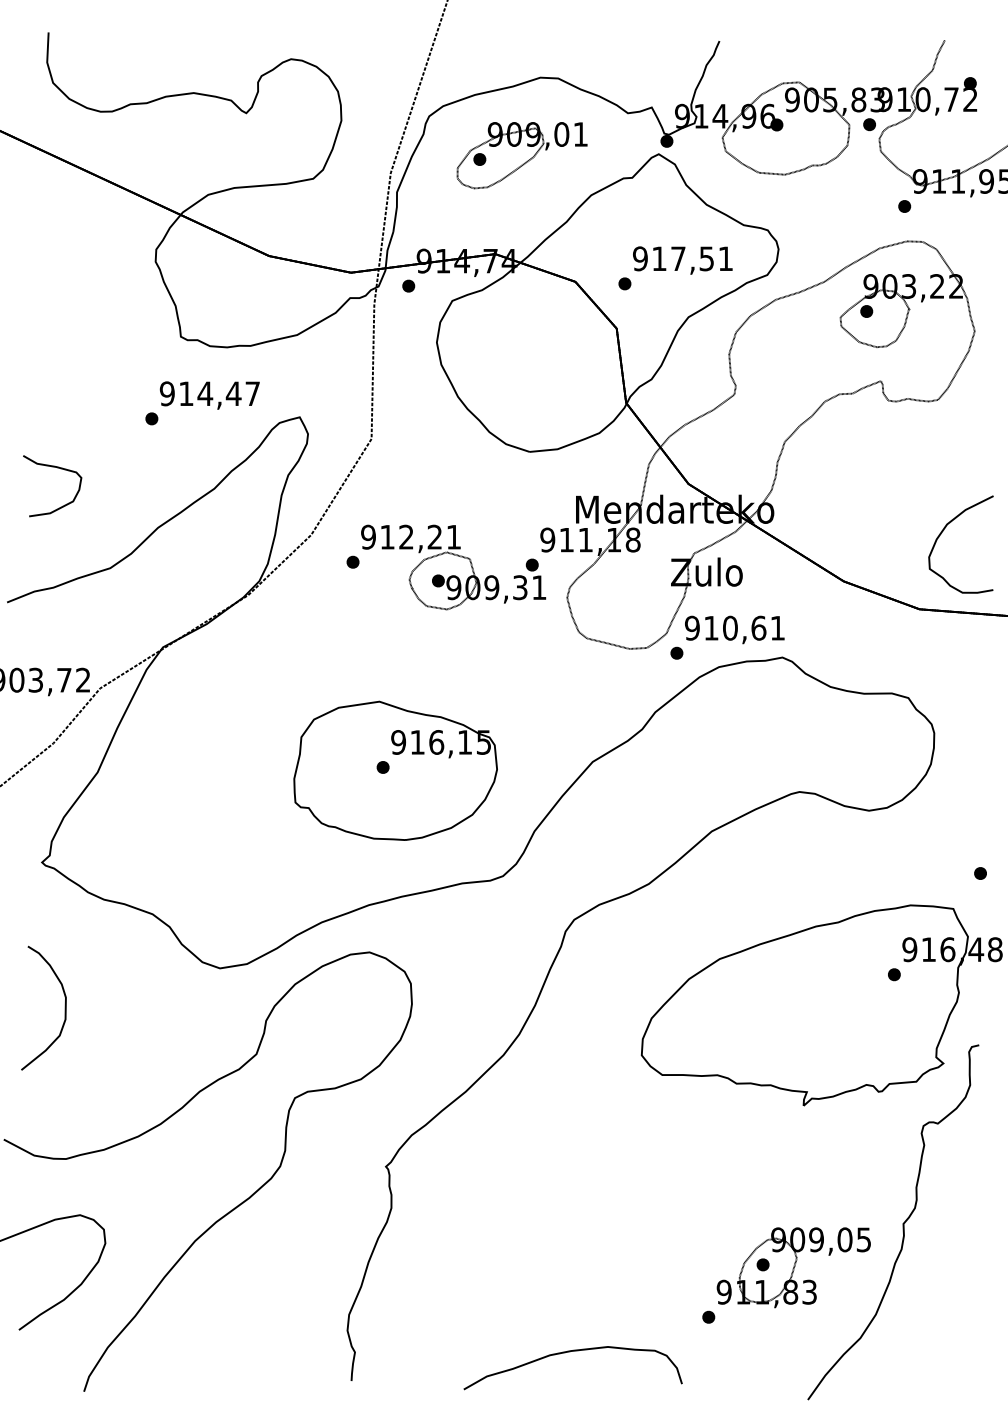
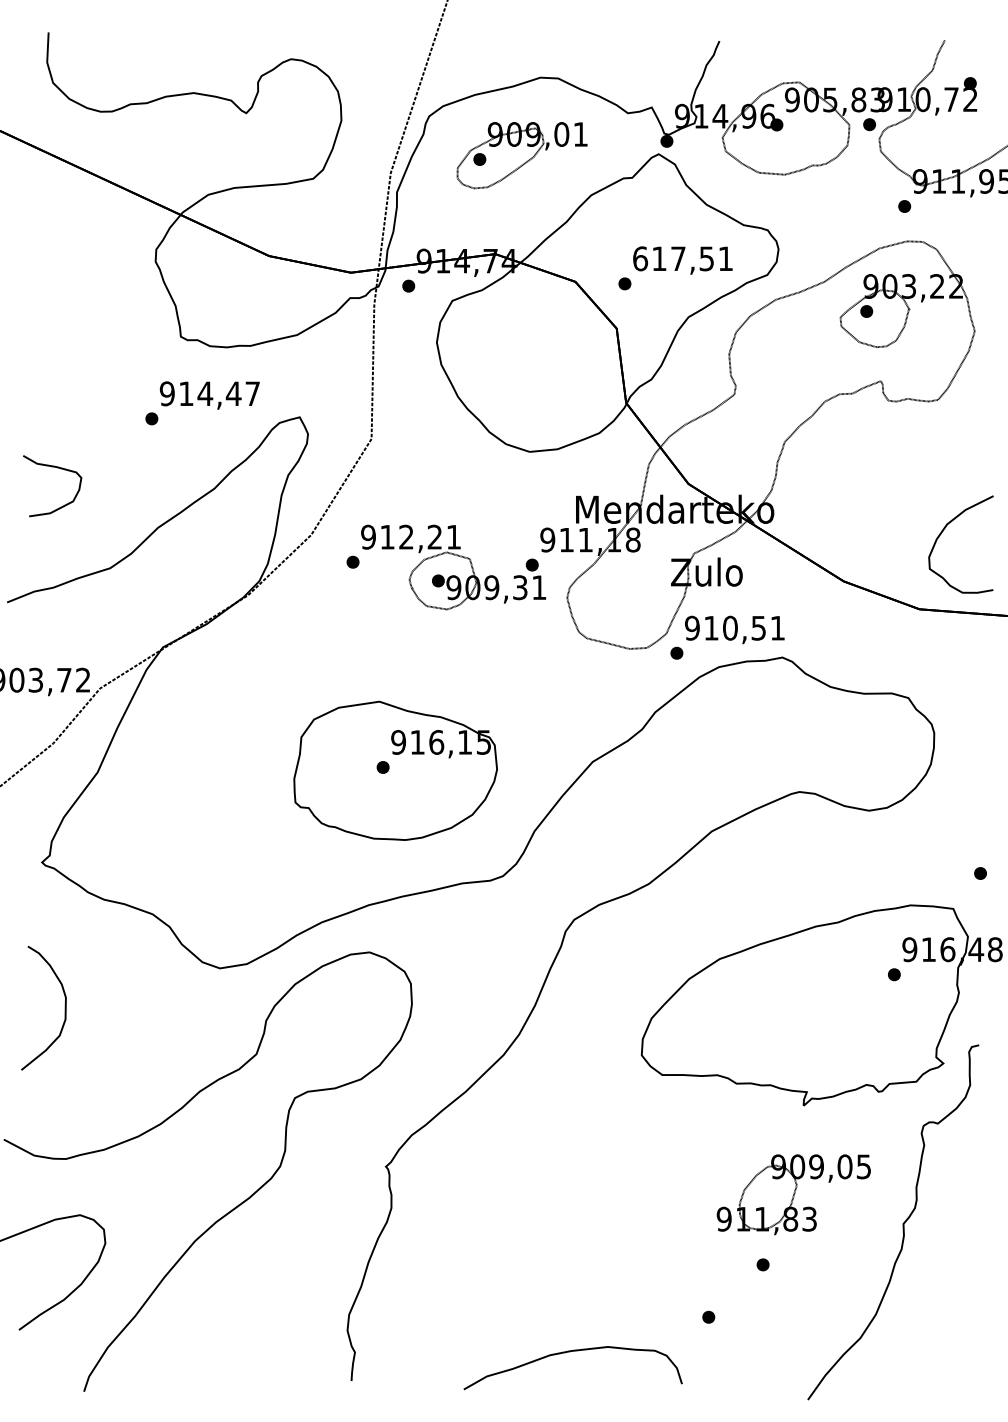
text: 917,51 -> 617,51 (640, 258)
text: 910,61 -> 910,51 (758, 627)
part position: (793, 1267) -> (793, 1194) (793, 1194)
